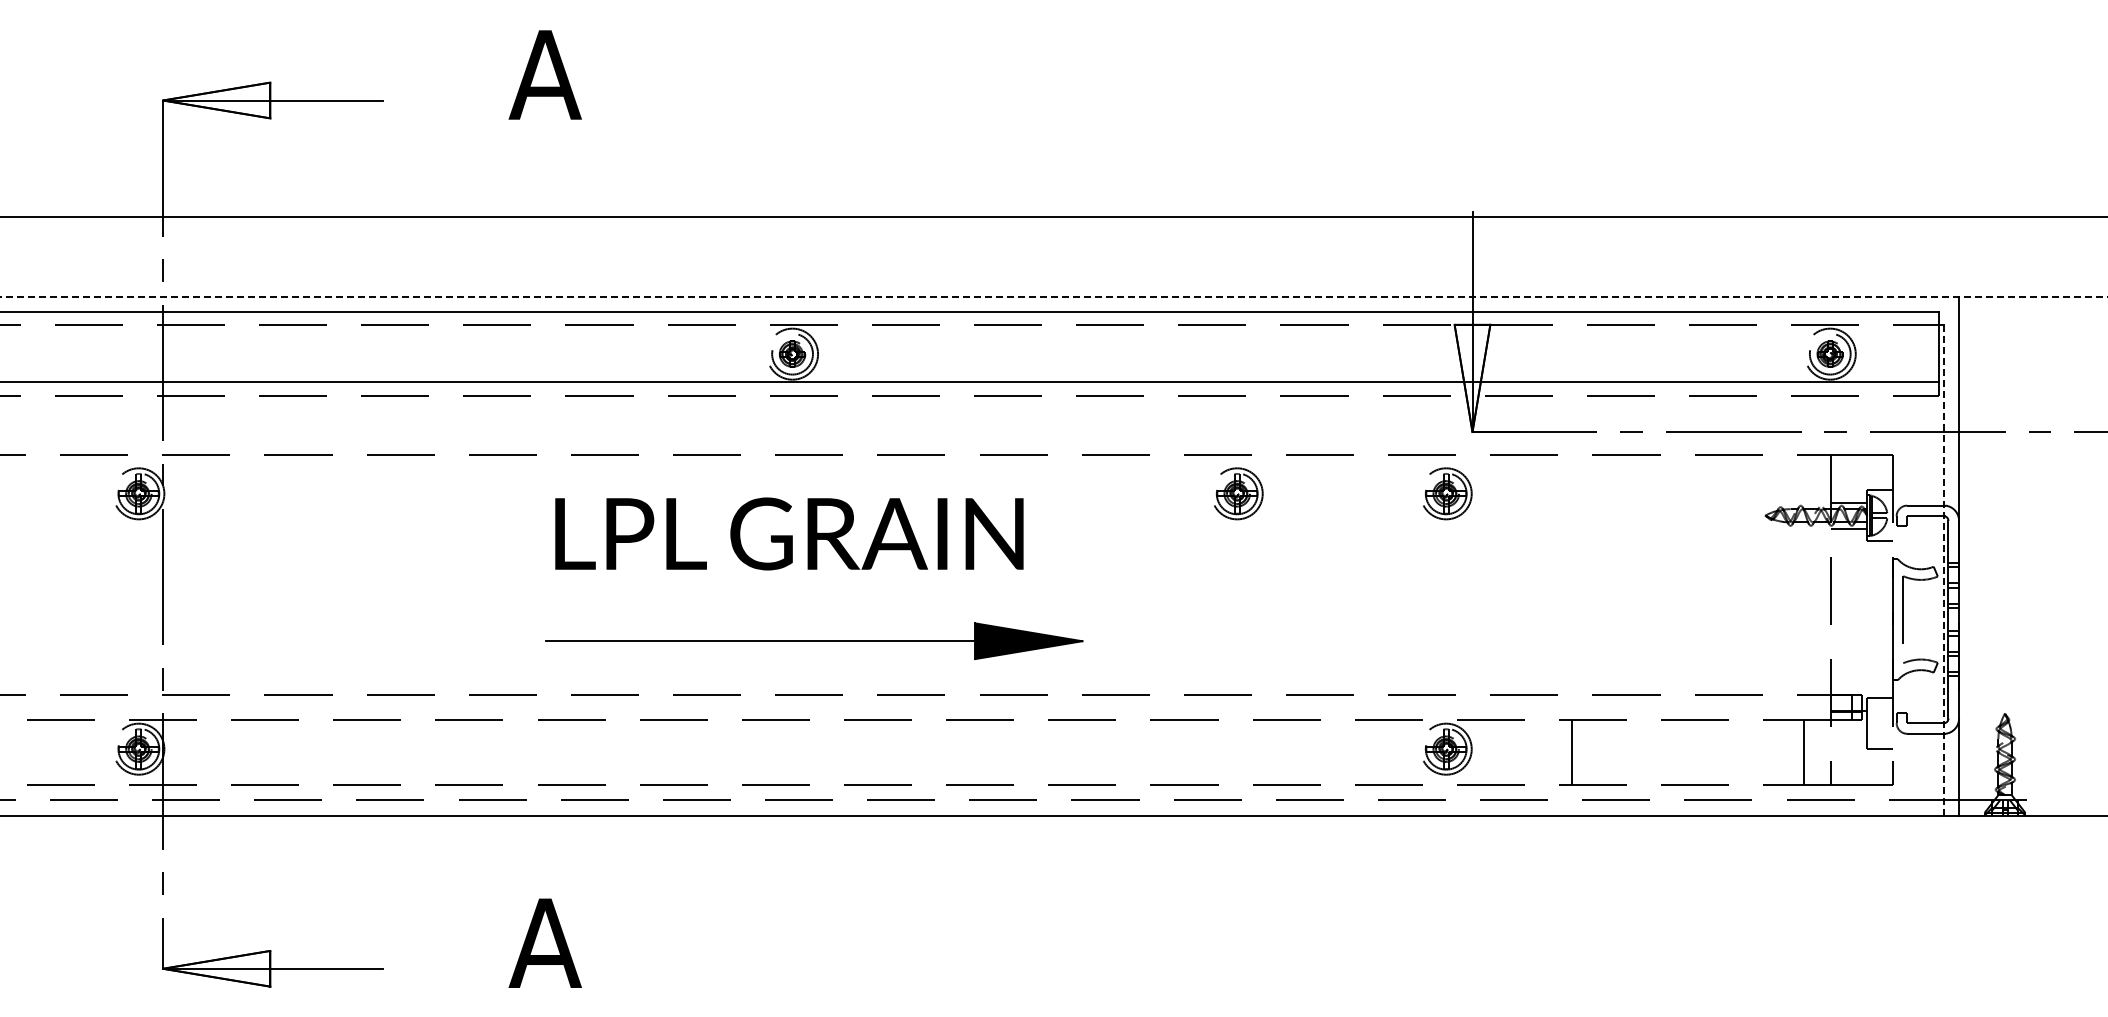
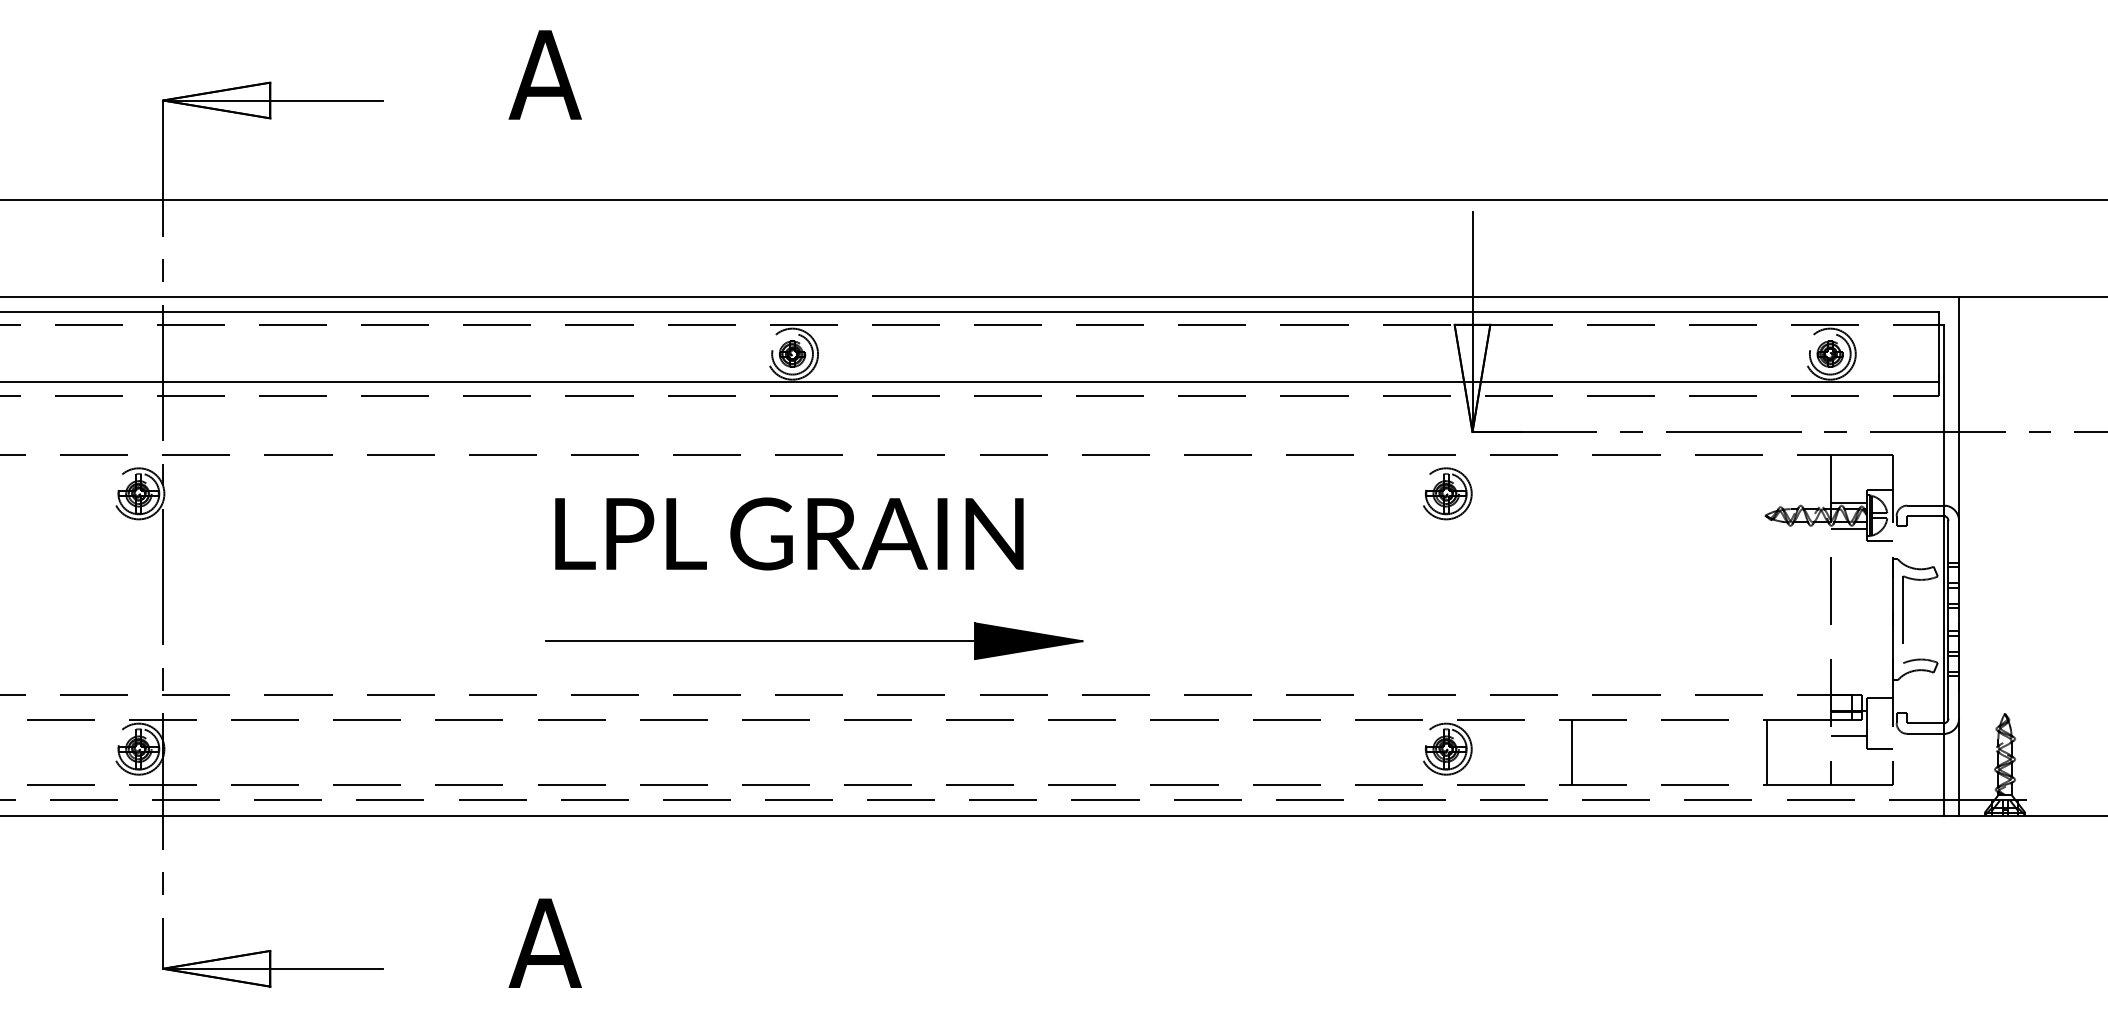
line position: (1053, 216) -> (1053, 199) (1053, 199)
line: dashed -> solid (1054, 296)
part: present -> none (1238, 493)
line: dashed -> solid (1943, 569)
line: none -> present (1849, 736)
line position: (1803, 752) -> (1766, 752) (1766, 752)
